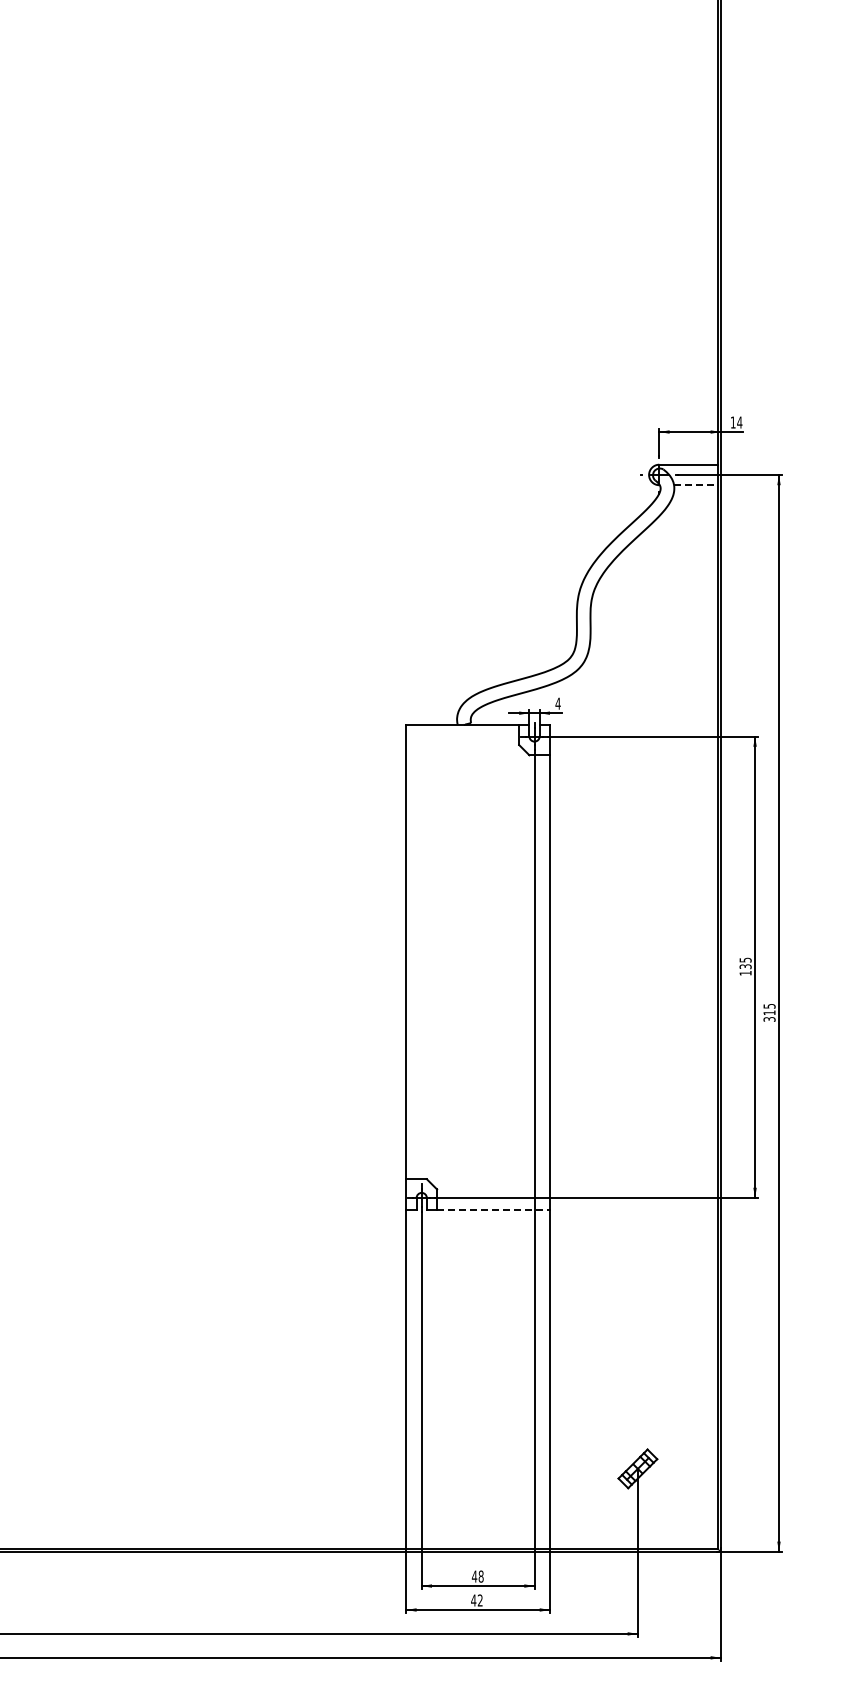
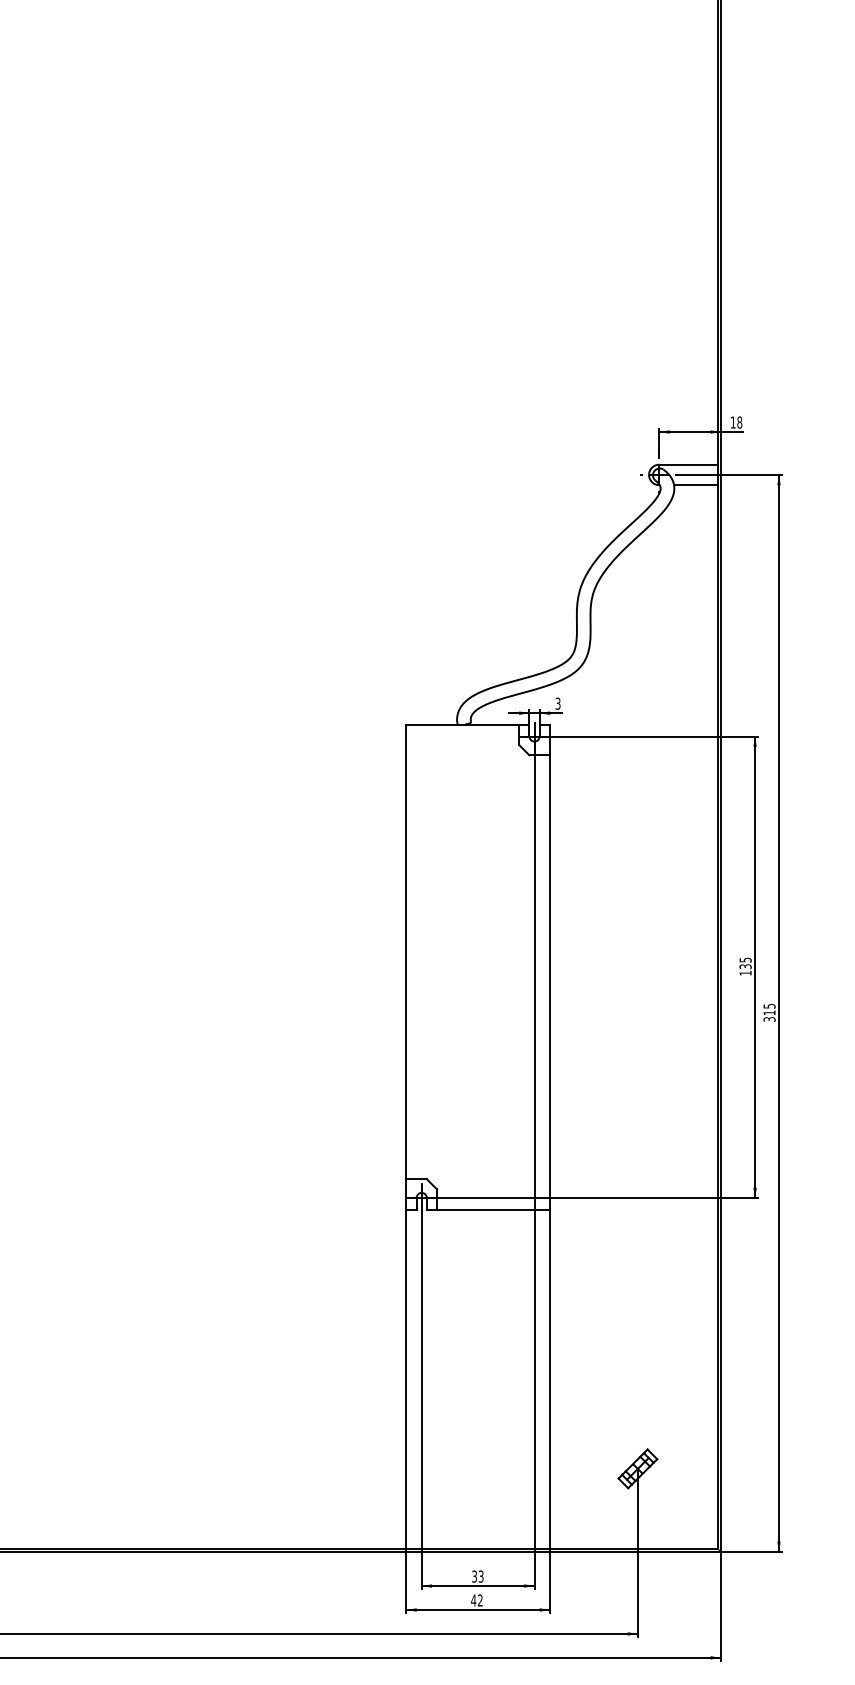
text: 14 -> 18 (739, 422)
line: dashed -> solid (695, 485)
text: 4 -> 3 (557, 703)
line: dashed -> solid (494, 1209)
text: 48 -> 33 (477, 1576)
